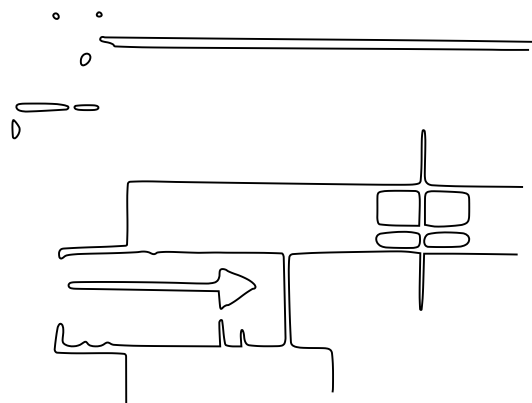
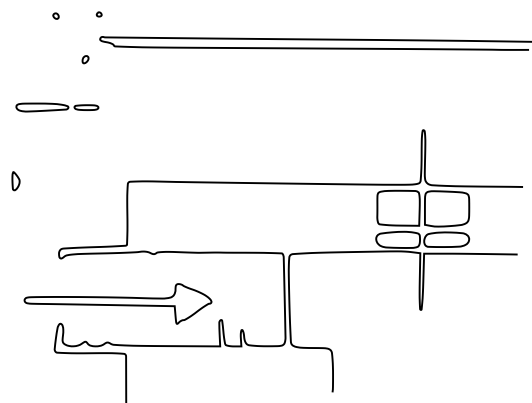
part size: 13x15 px -> 9x10 px (85, 59)
part position: (15, 129) -> (15, 181) (15, 181)
part position: (161, 288) -> (117, 303) (117, 303)
